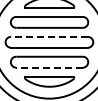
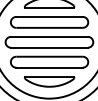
line: dashed -> solid (49, 36)
line: dashed -> solid (49, 67)
